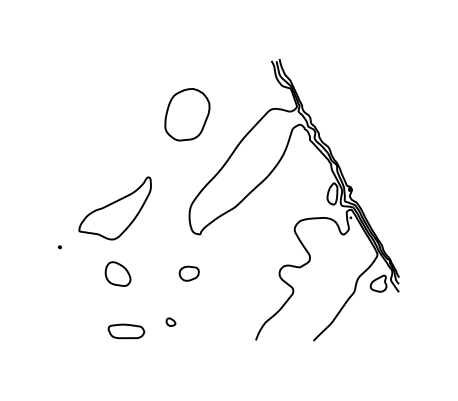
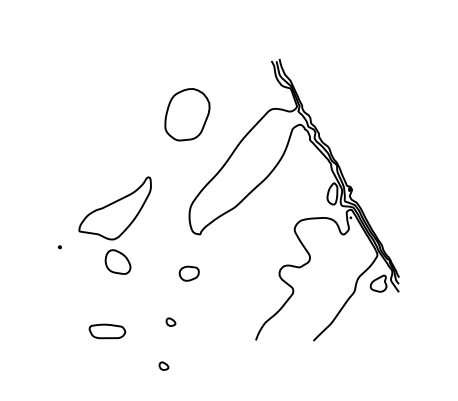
part position: (117, 273) -> (117, 261) (117, 261)
part position: (126, 331) -> (107, 331) (107, 331)
part: none -> present (163, 365)
